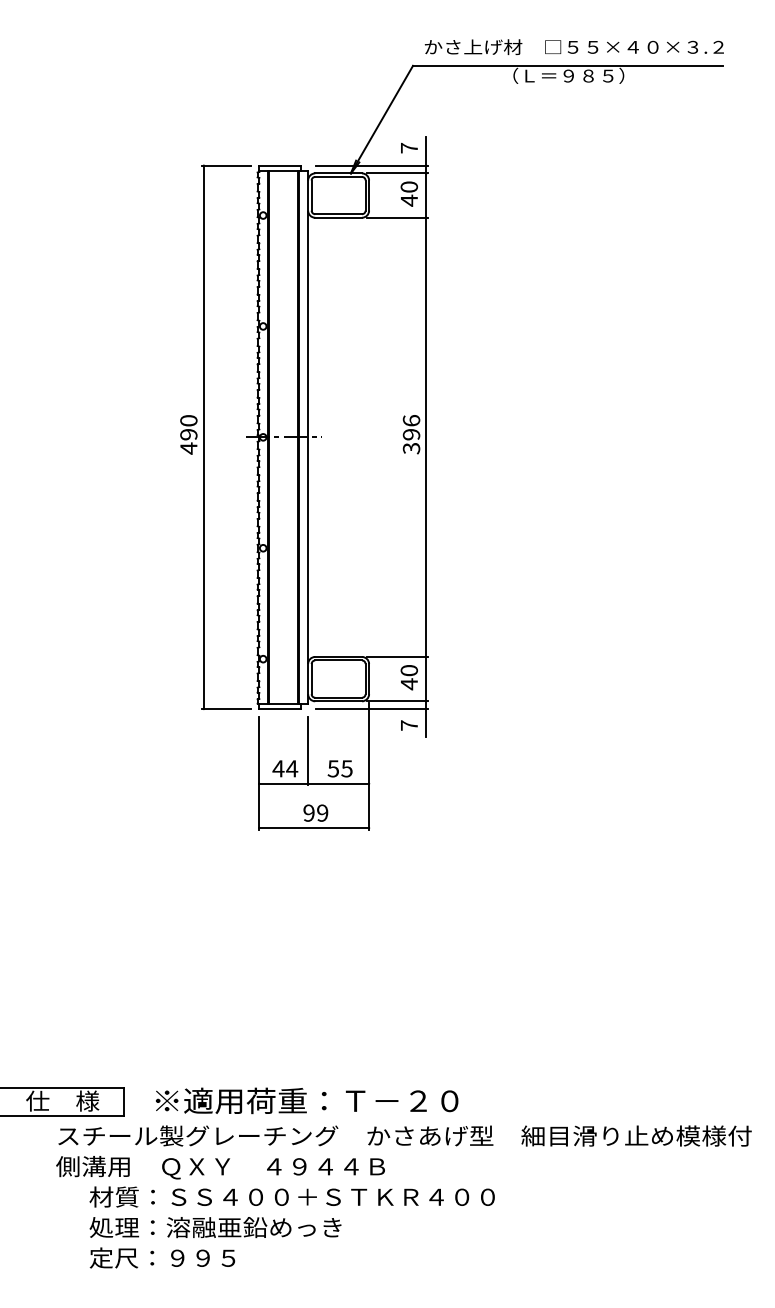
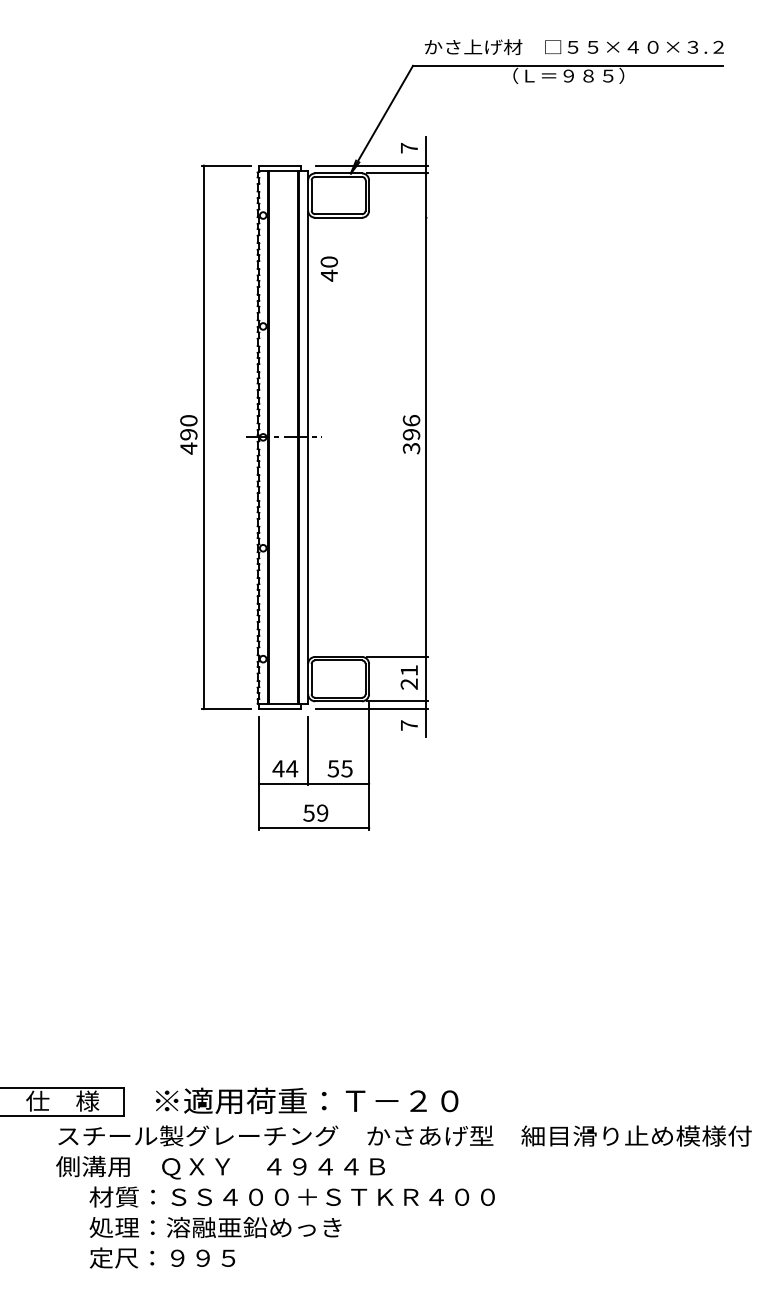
text position: (408, 193) -> (328, 268) (328, 268)
line: present -> none (397, 217)
text: 40 -> 21 (409, 677)
text: 99 -> 59 (308, 812)
